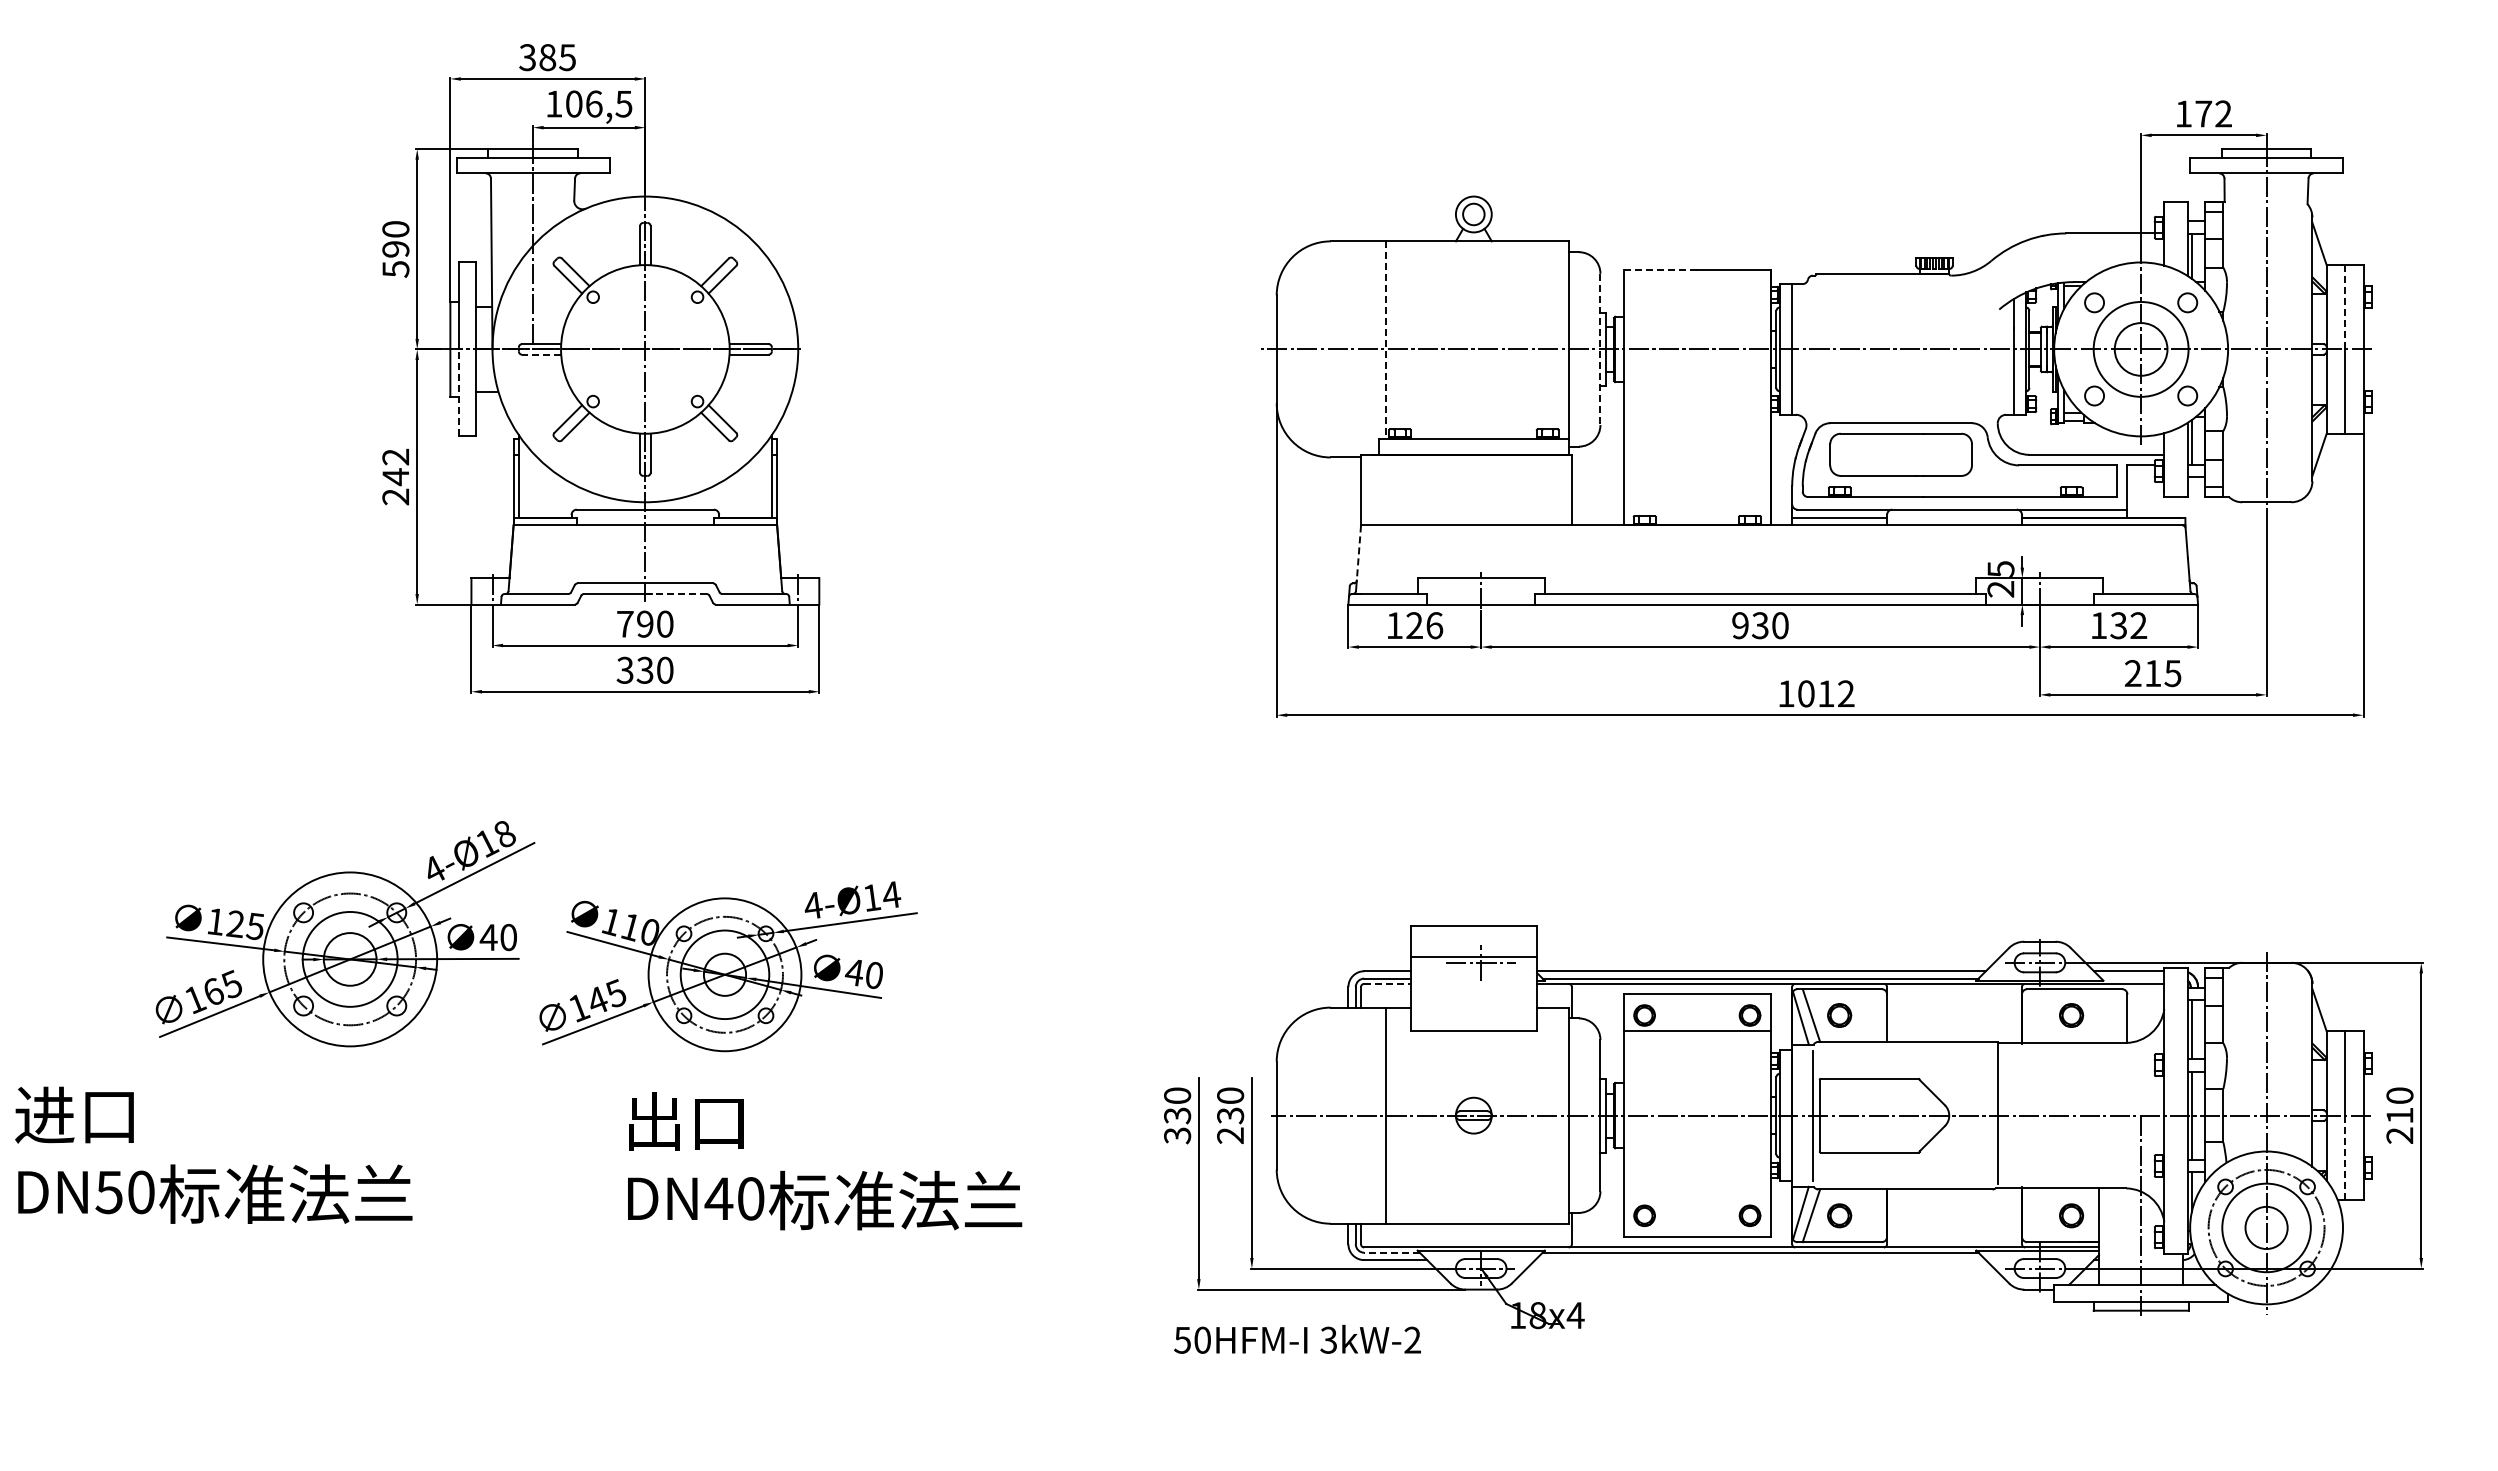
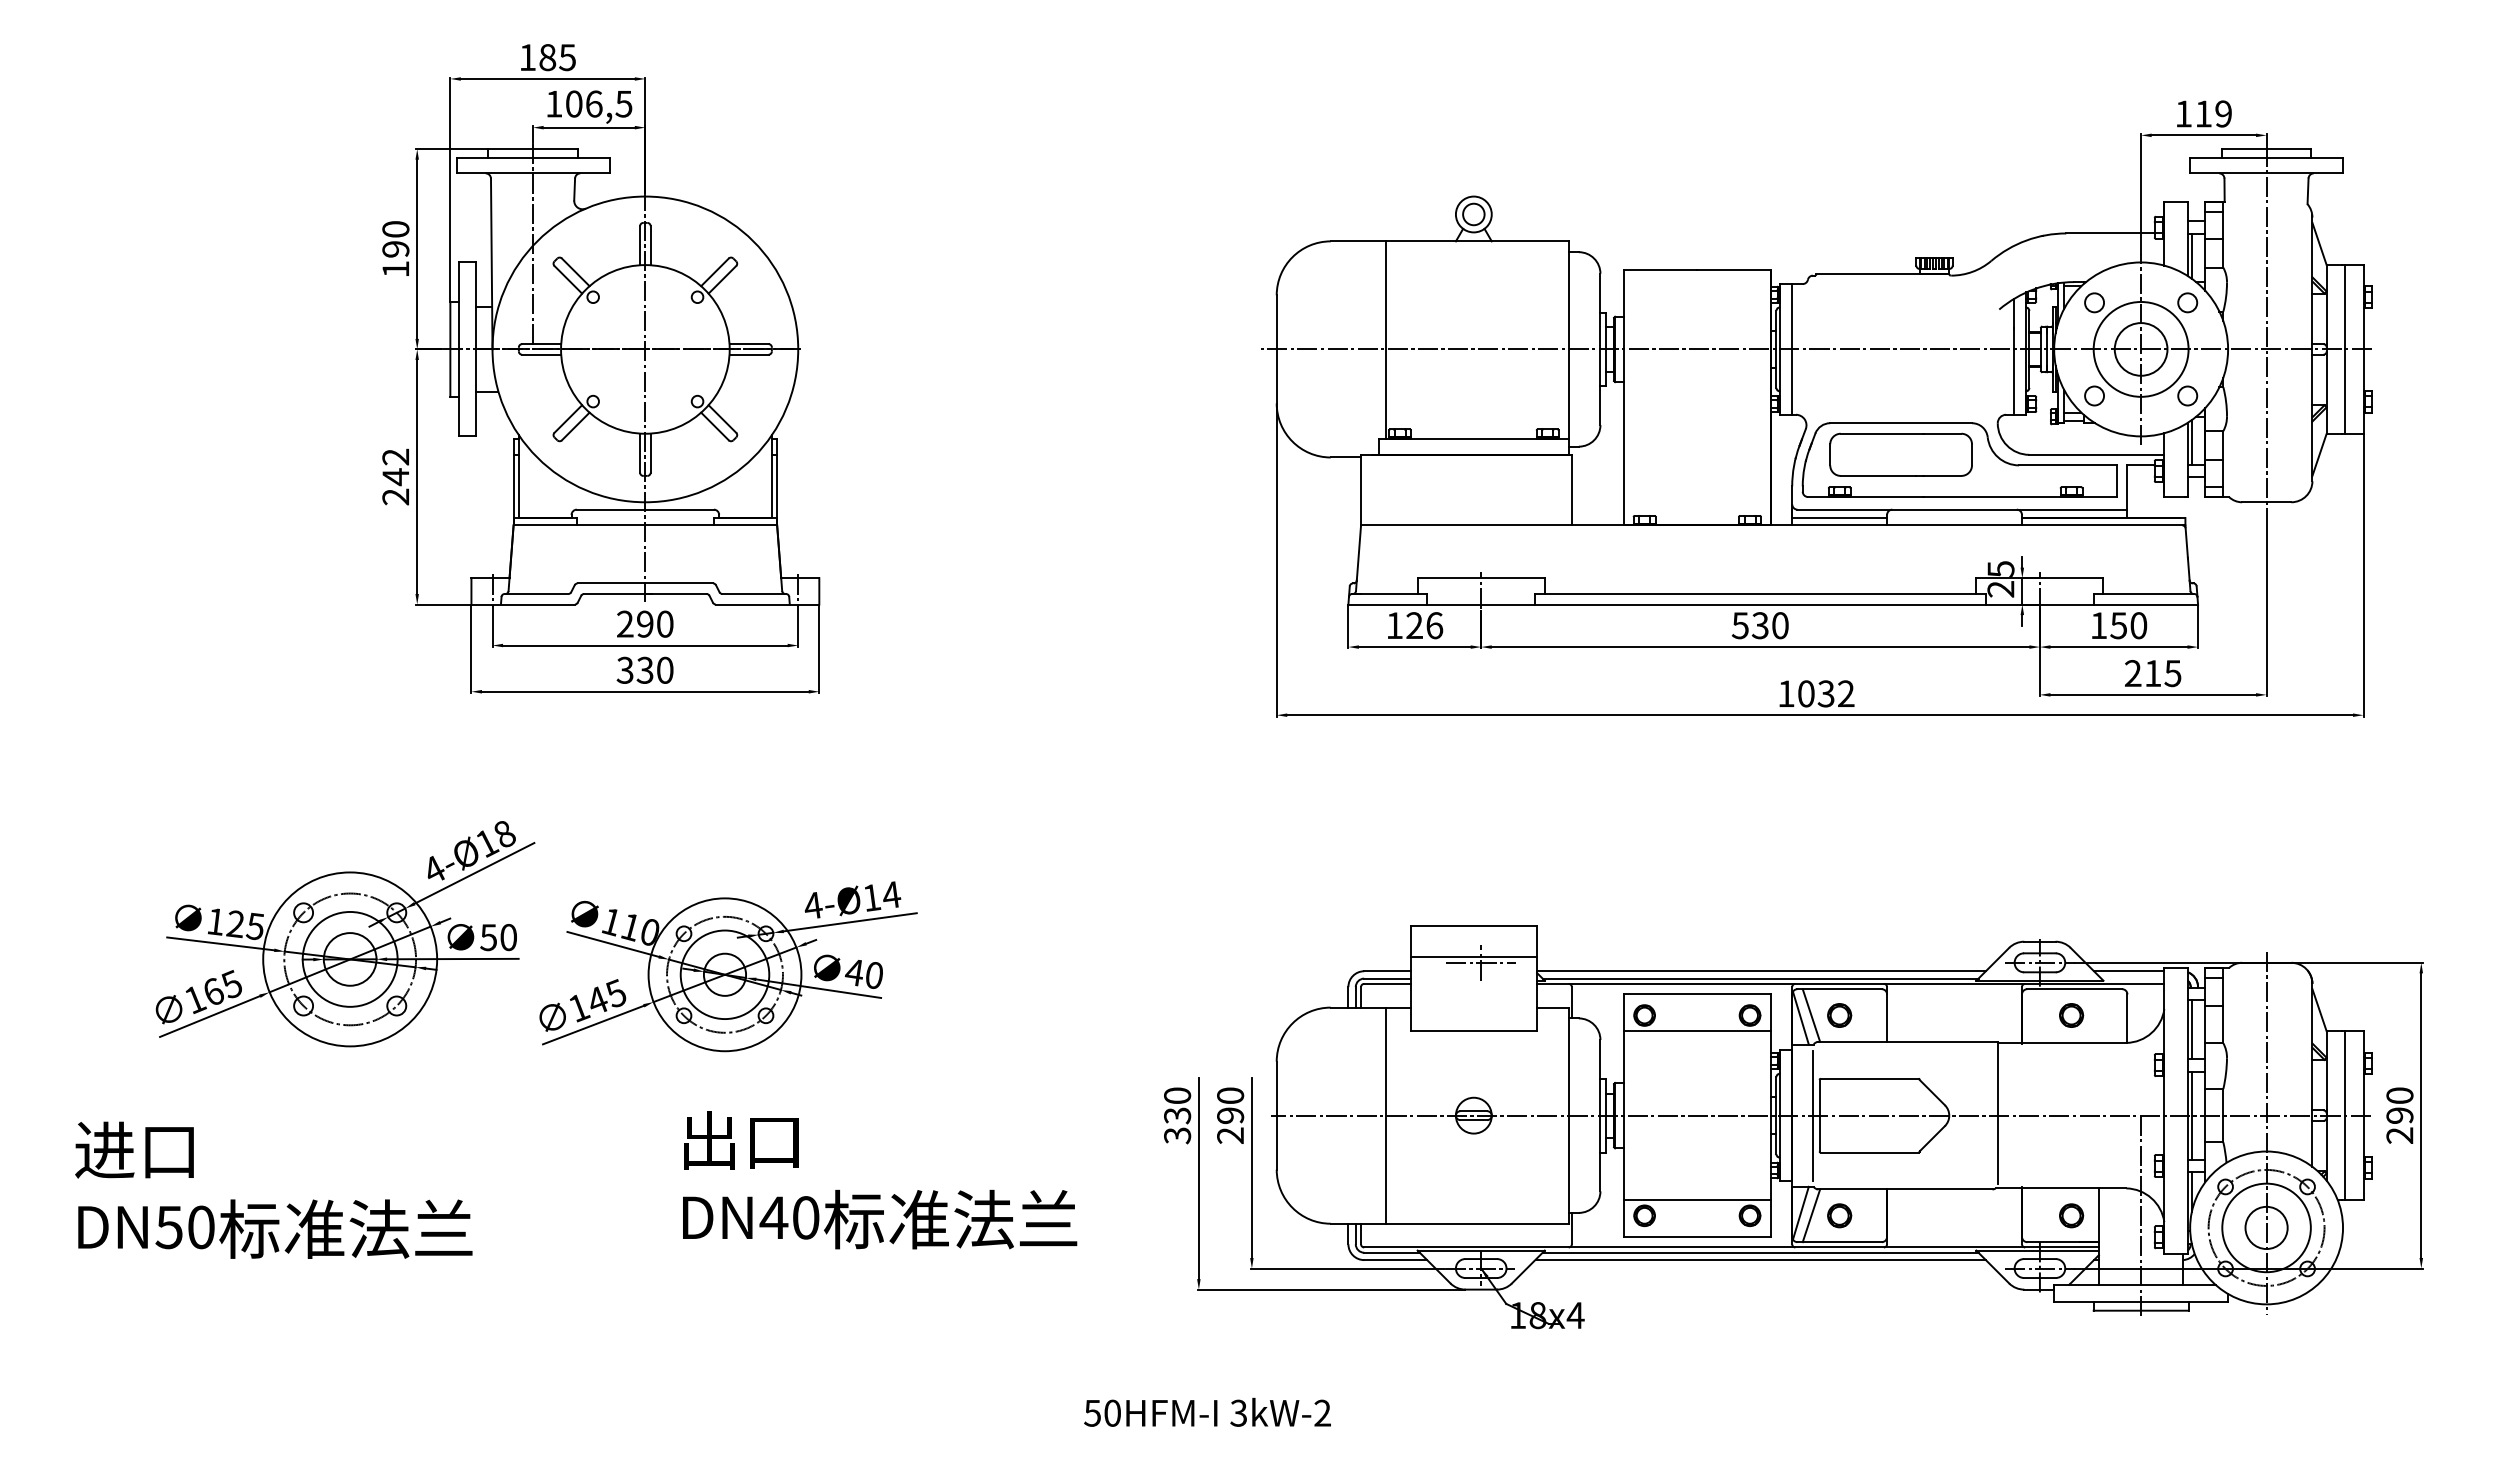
text: 385 -> 185 (527, 57)
text: 172 -> 119 (2213, 113)
text: 590 -> 190 (395, 269)
line: dashed -> solid (1660, 270)
line: dashed -> solid (2344, 307)
line: dashed -> solid (1385, 340)
line: dashed -> solid (1600, 349)
line: dashed -> solid (541, 354)
line: dashed -> solid (458, 392)
line: dashed -> solid (1358, 553)
line: dashed -> solid (676, 593)
text: 790 -> 290 (625, 623)
text: 930 -> 530 (1739, 625)
text: 132 -> 150 (2128, 625)
text: 1012 -> 1032 (1825, 693)
text: 40 -> 50 (488, 937)
line: dashed -> solid (1387, 983)
text: 230 -> 290 (1230, 1115)
text: 210 -> 290 (2399, 1115)
text position: (213, 1154) -> (273, 1189) (273, 1189)
line: dashed -> solid (2344, 1157)
text position: (825, 1161) -> (880, 1180) (880, 1180)
line: none -> present (1697, 1200)
line: dashed -> solid (1392, 1252)
line: none -> present (1761, 1260)
text position: (1297, 1338) -> (1207, 1411) (1207, 1411)
